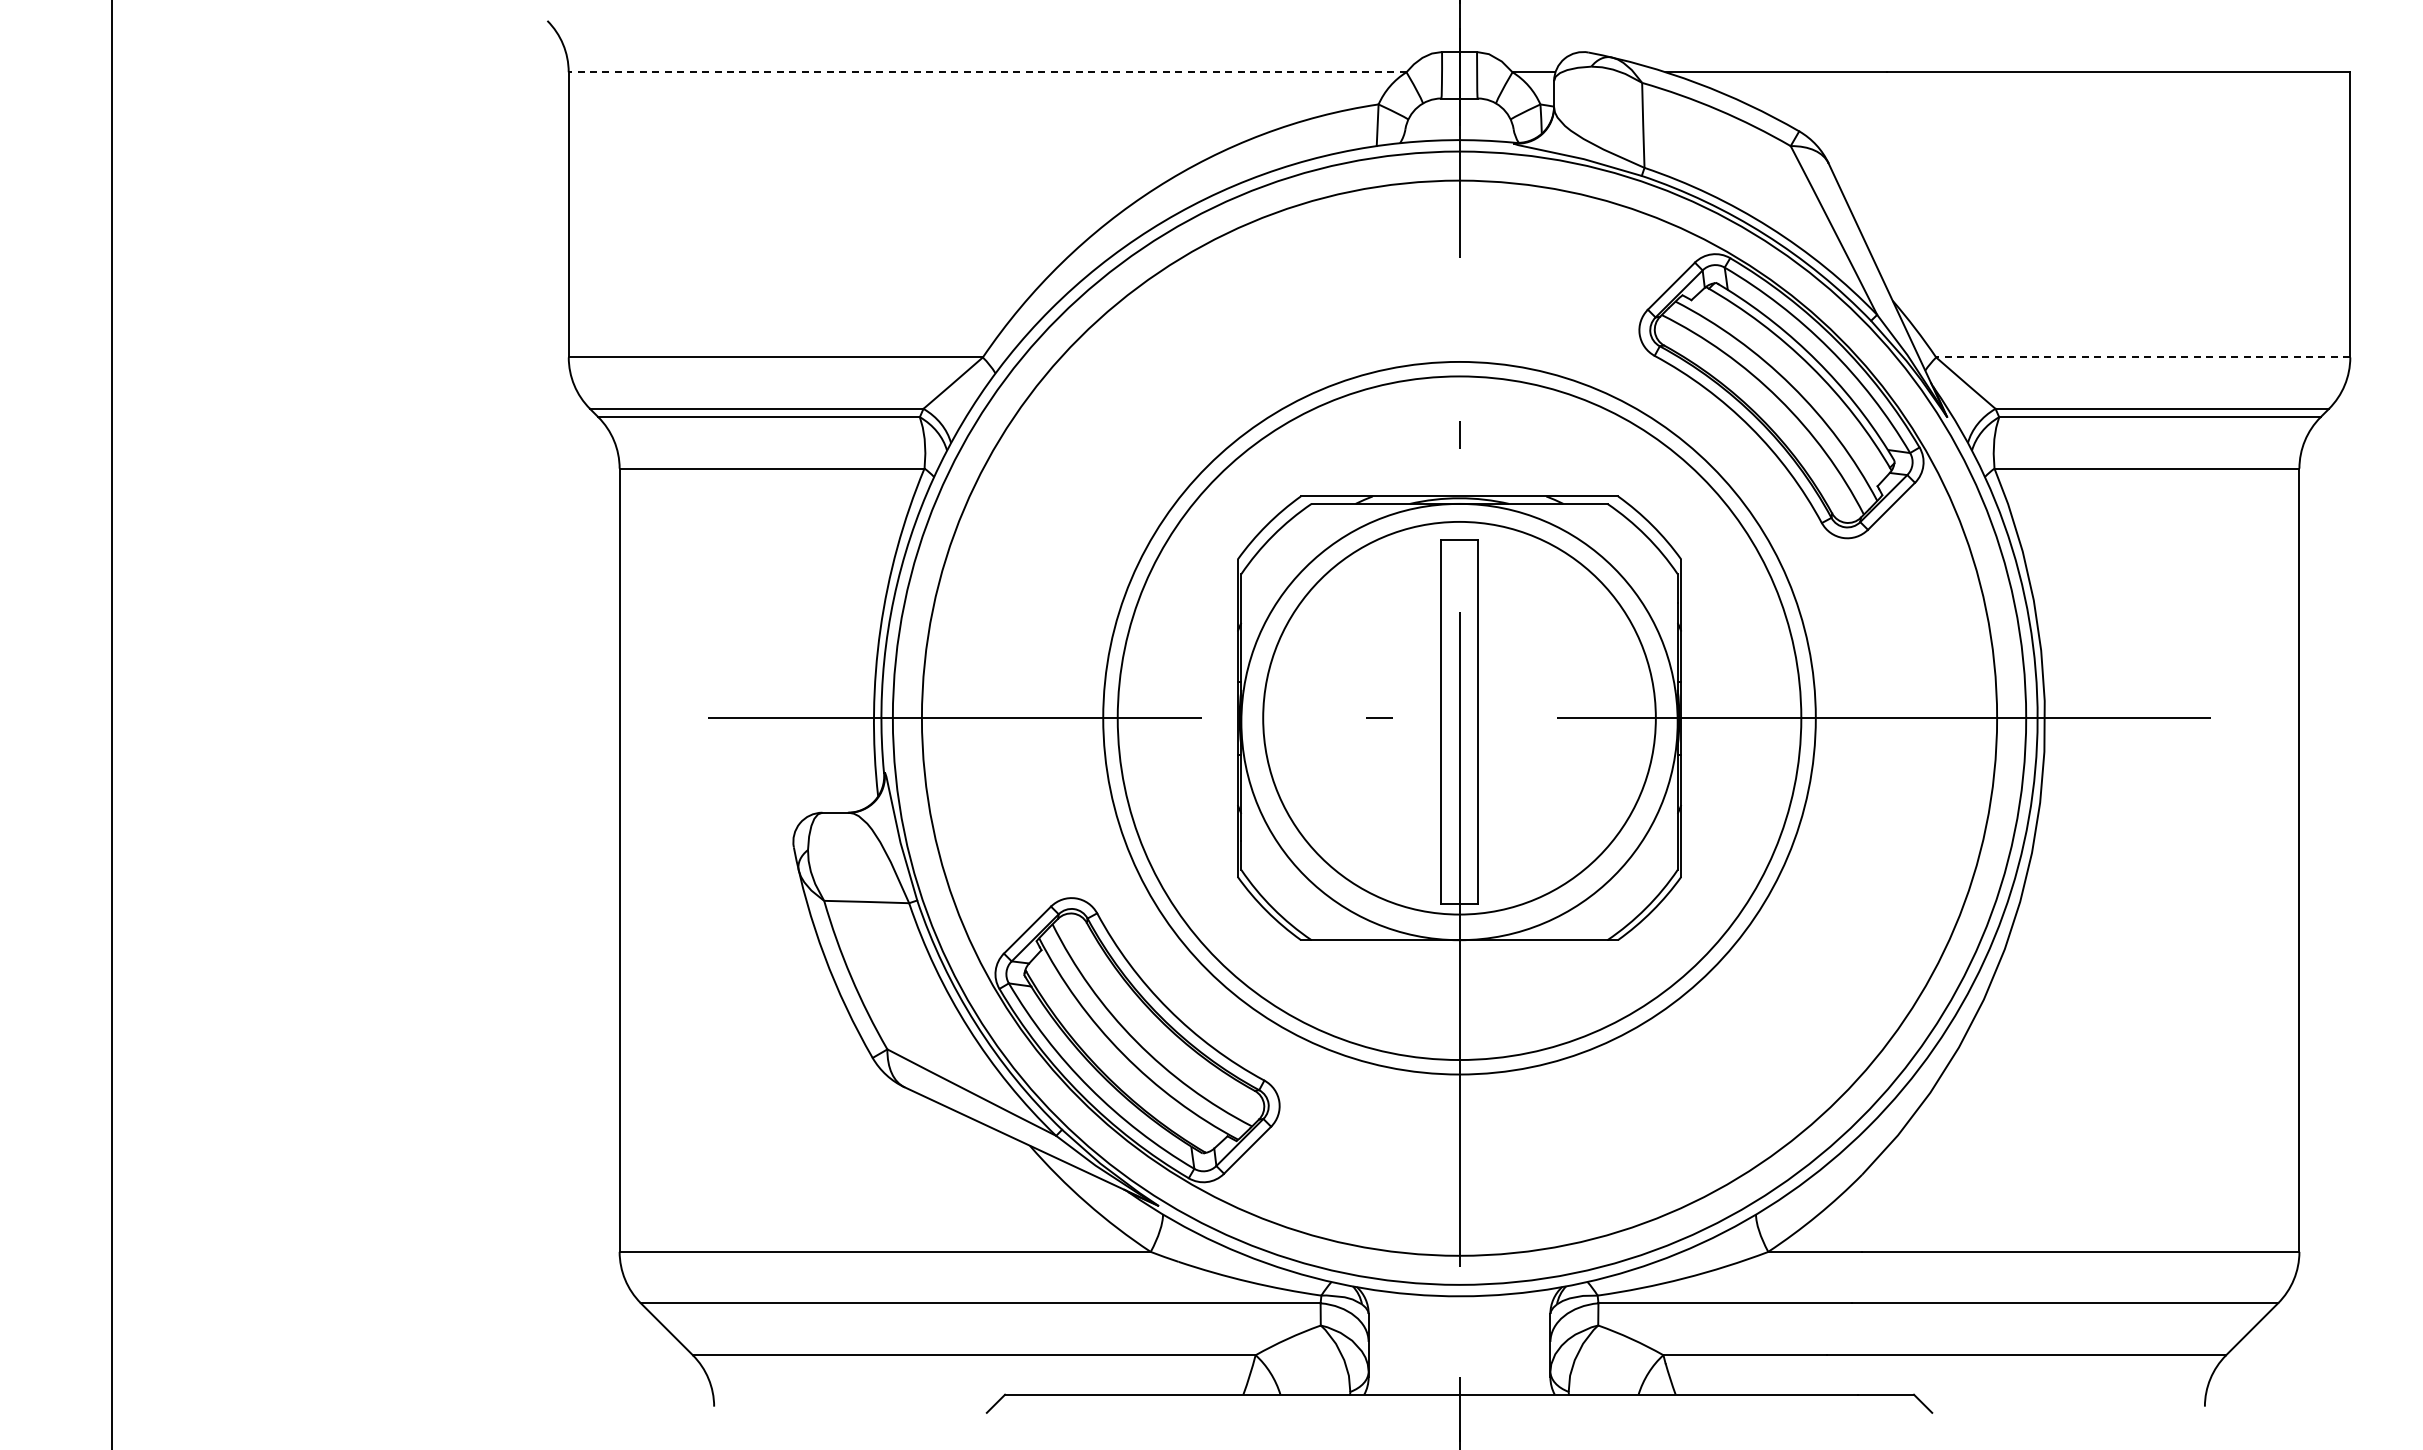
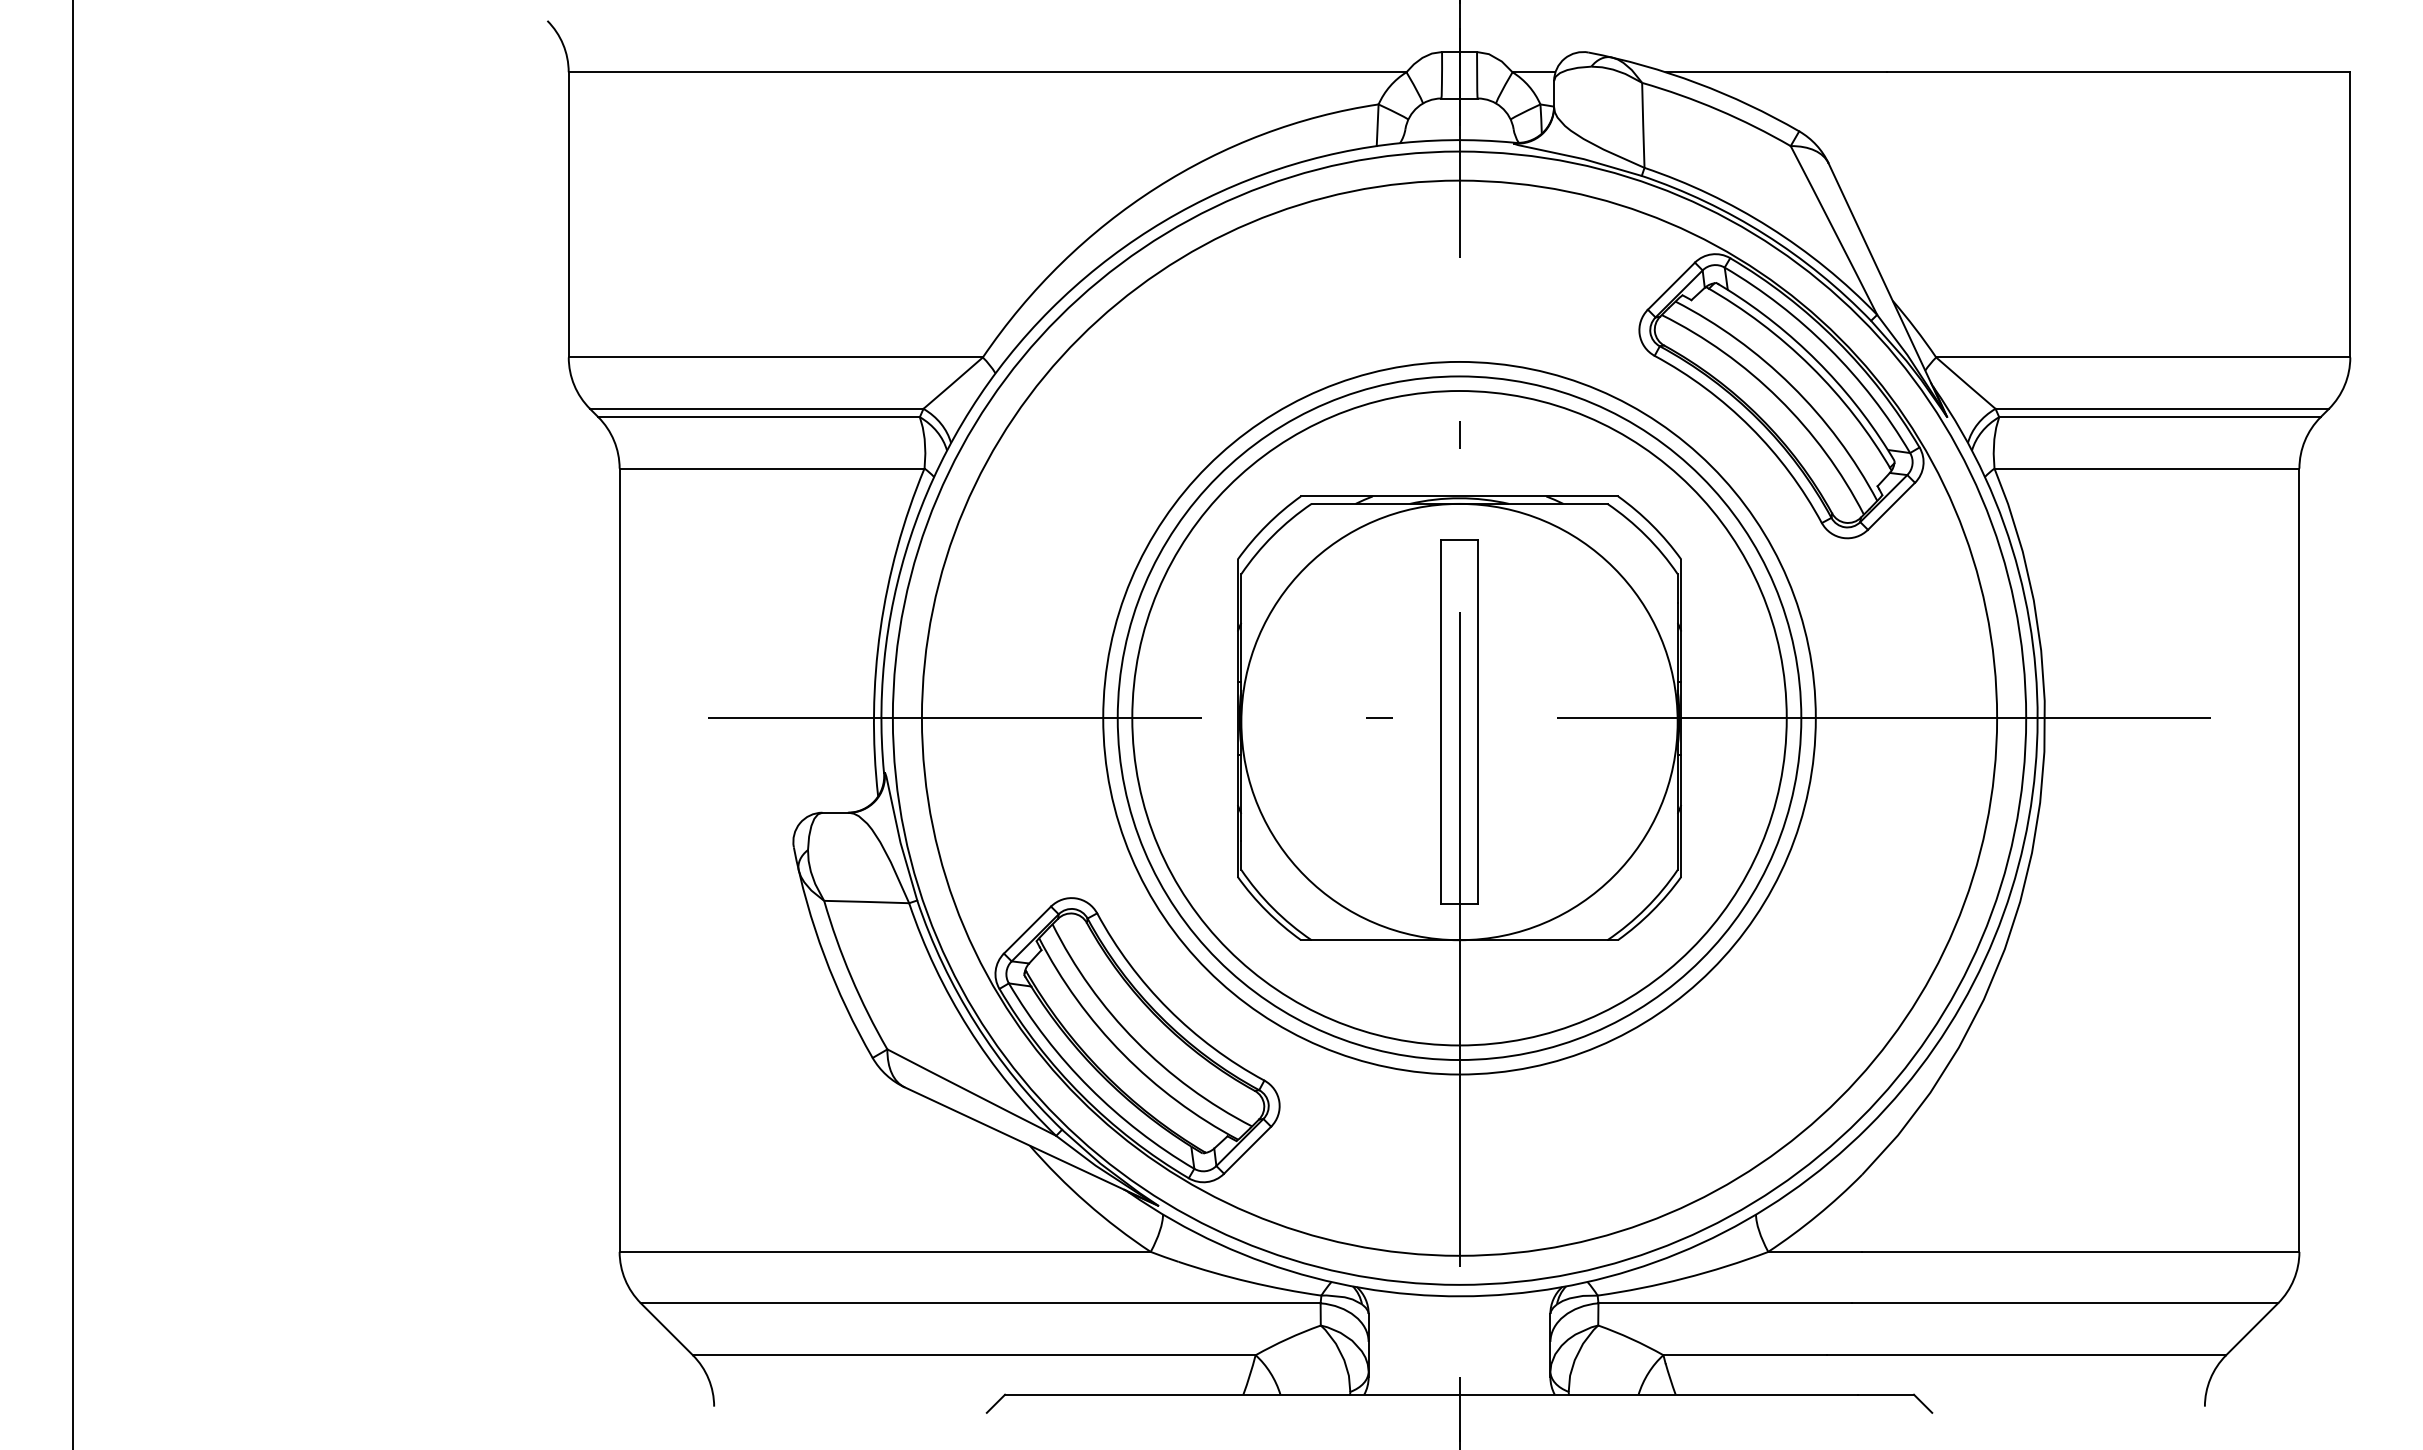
line: dashed -> solid (987, 72)
line: dashed -> solid (2142, 357)
circle diameter: 393 px -> 654 px (1459, 718)
line position: (111, 724) -> (72, 724) (72, 724)
